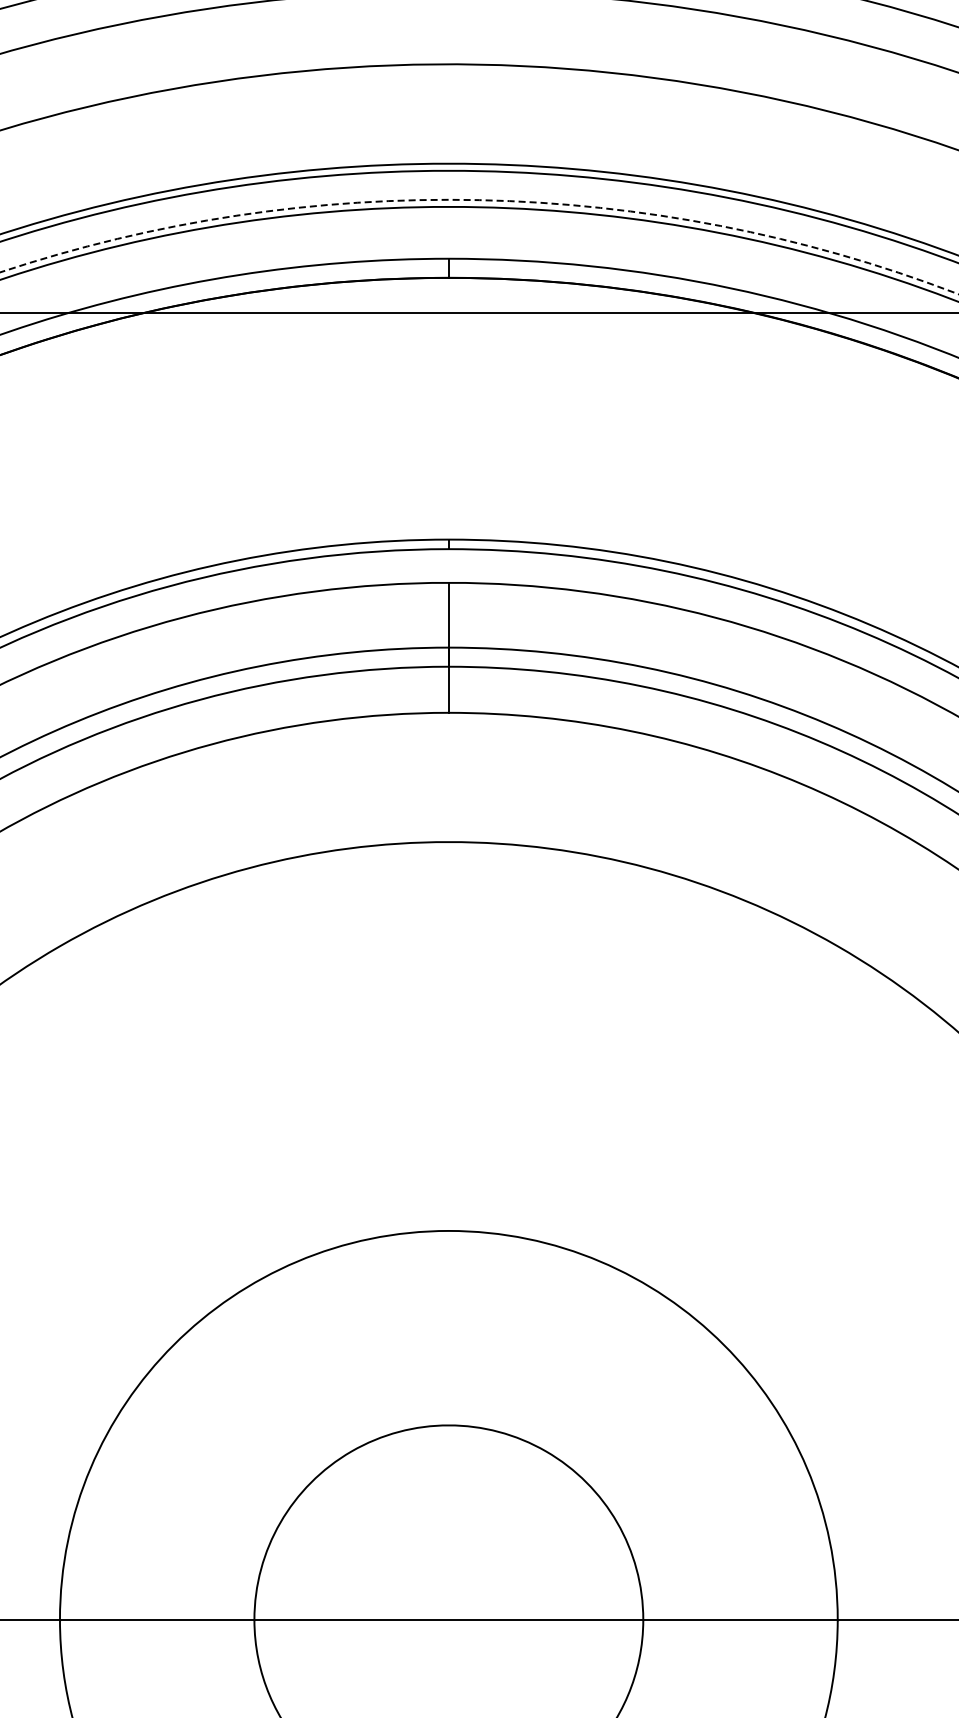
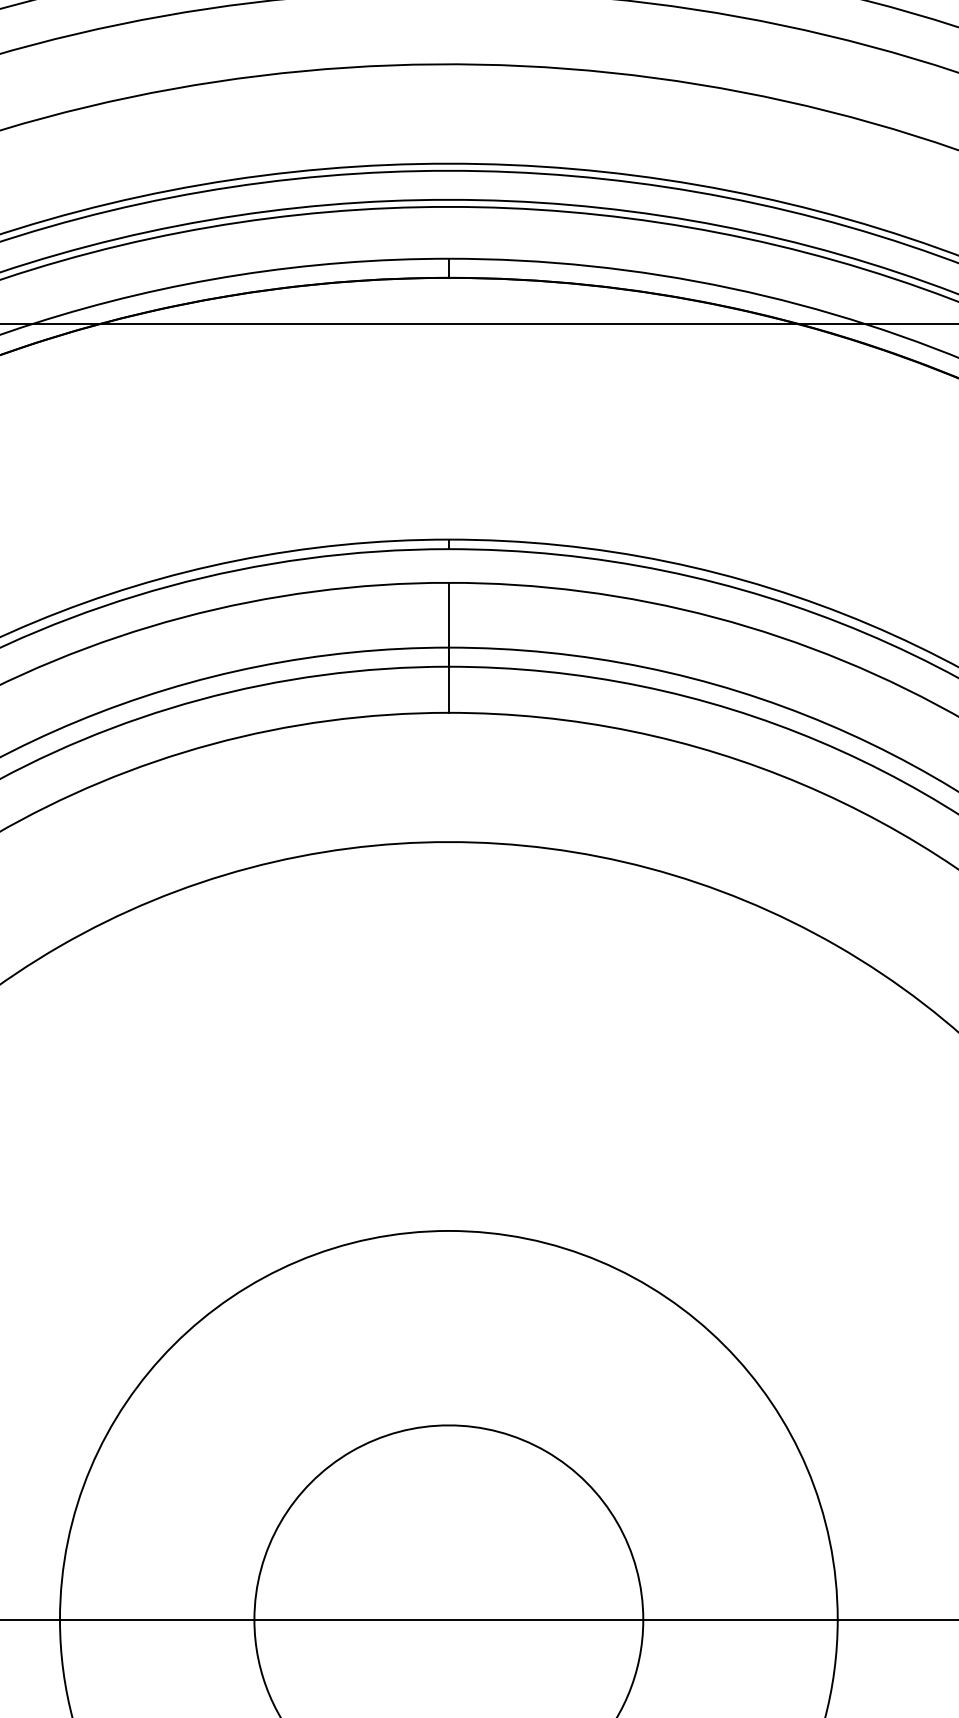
arc: dashed -> solid (481, 200)
line position: (478, 312) -> (478, 323) (478, 323)
